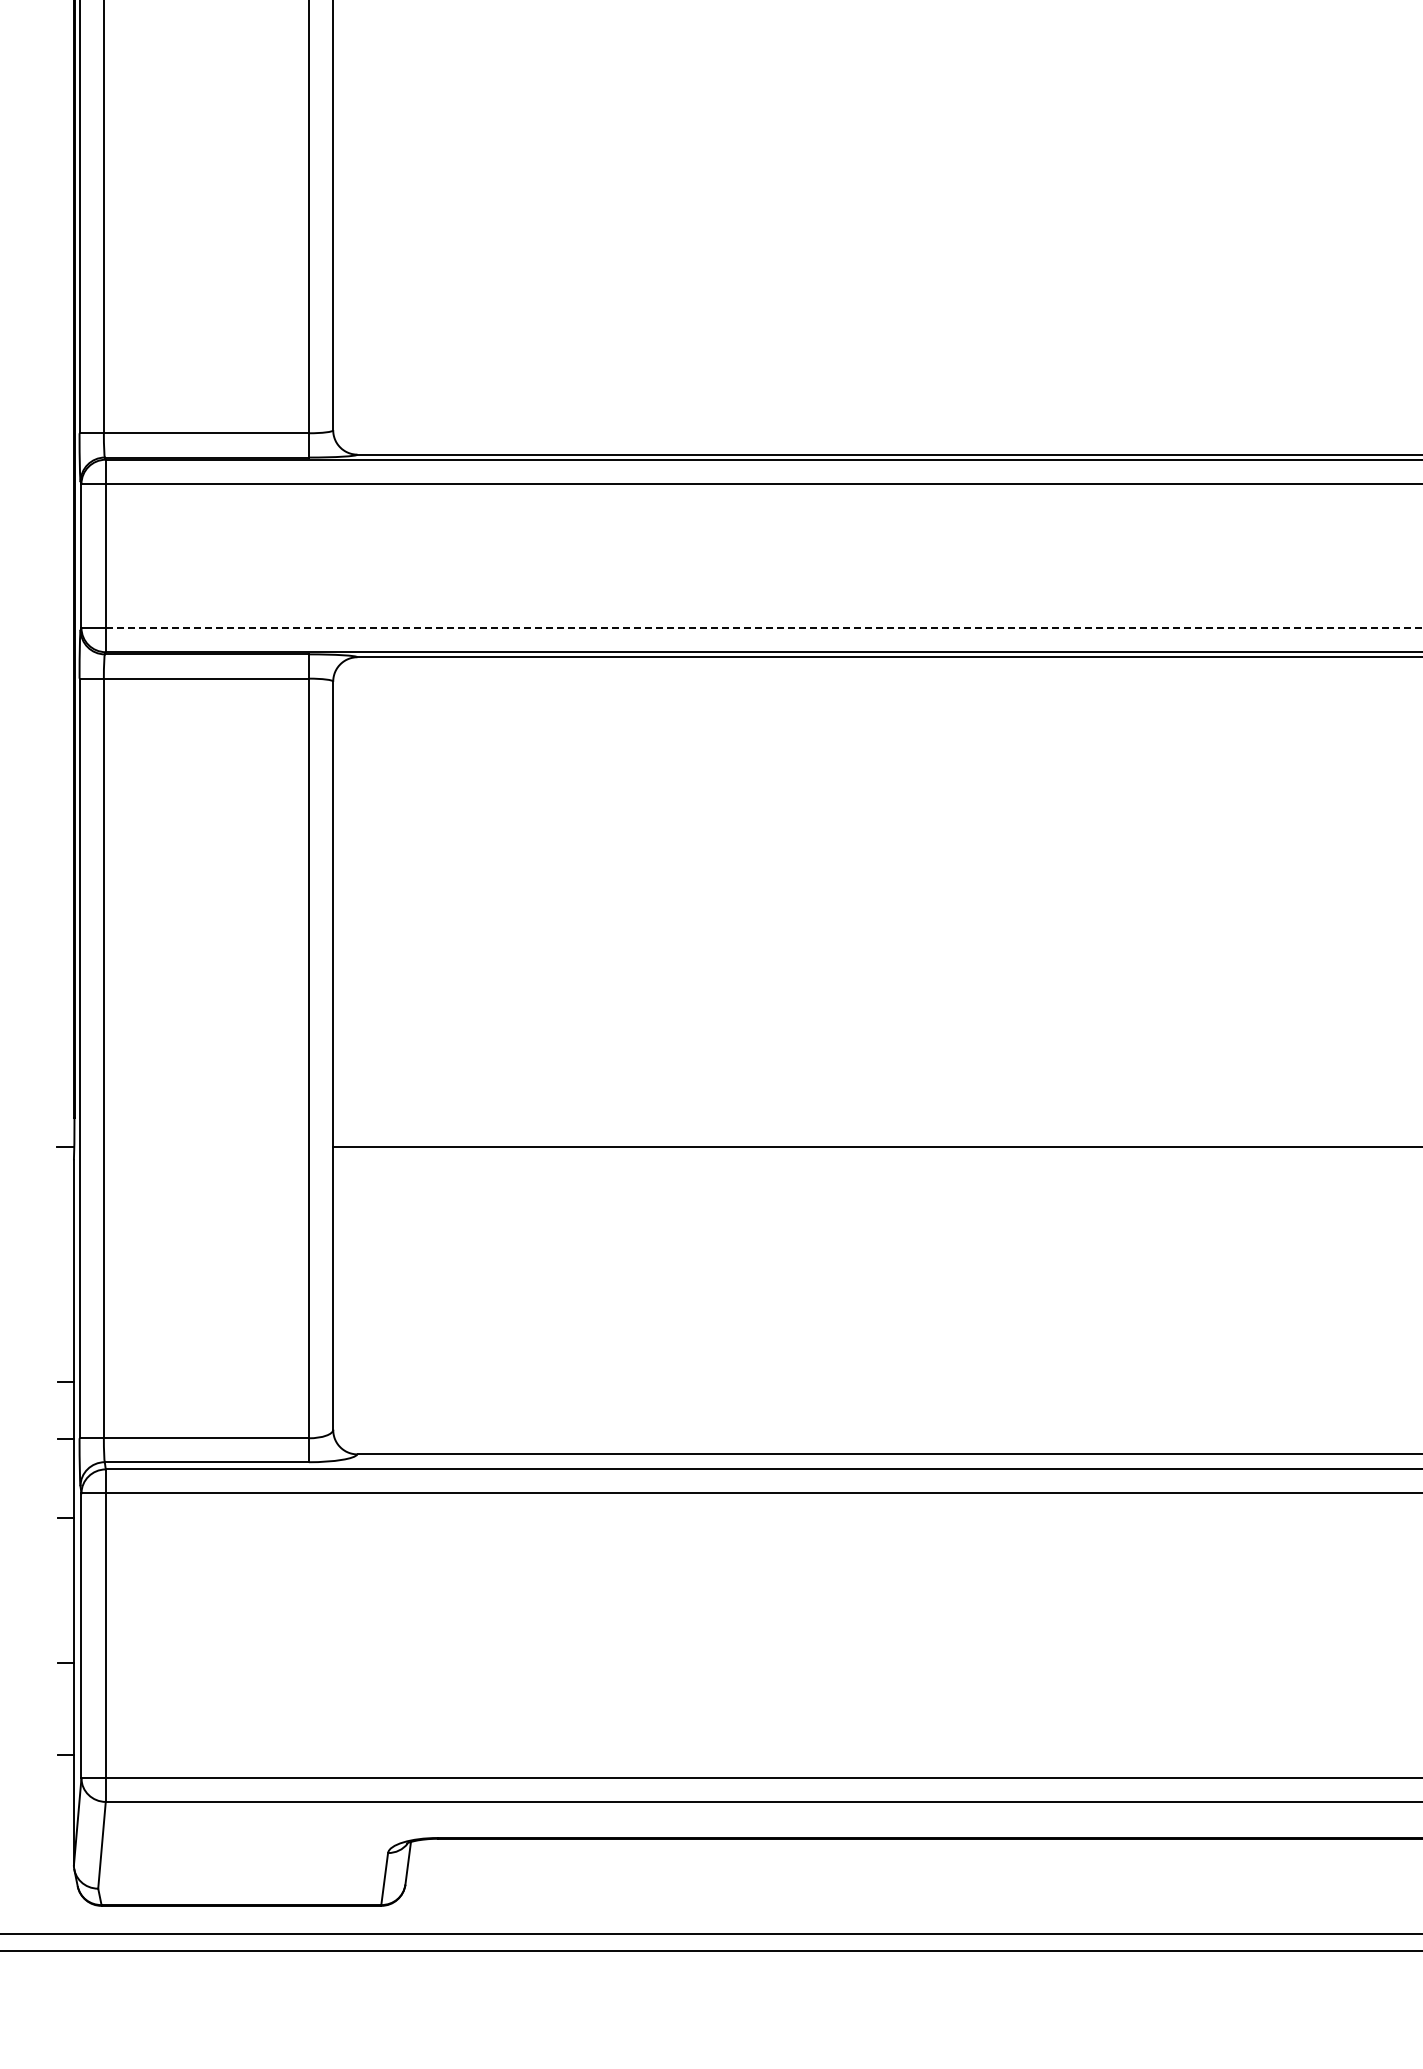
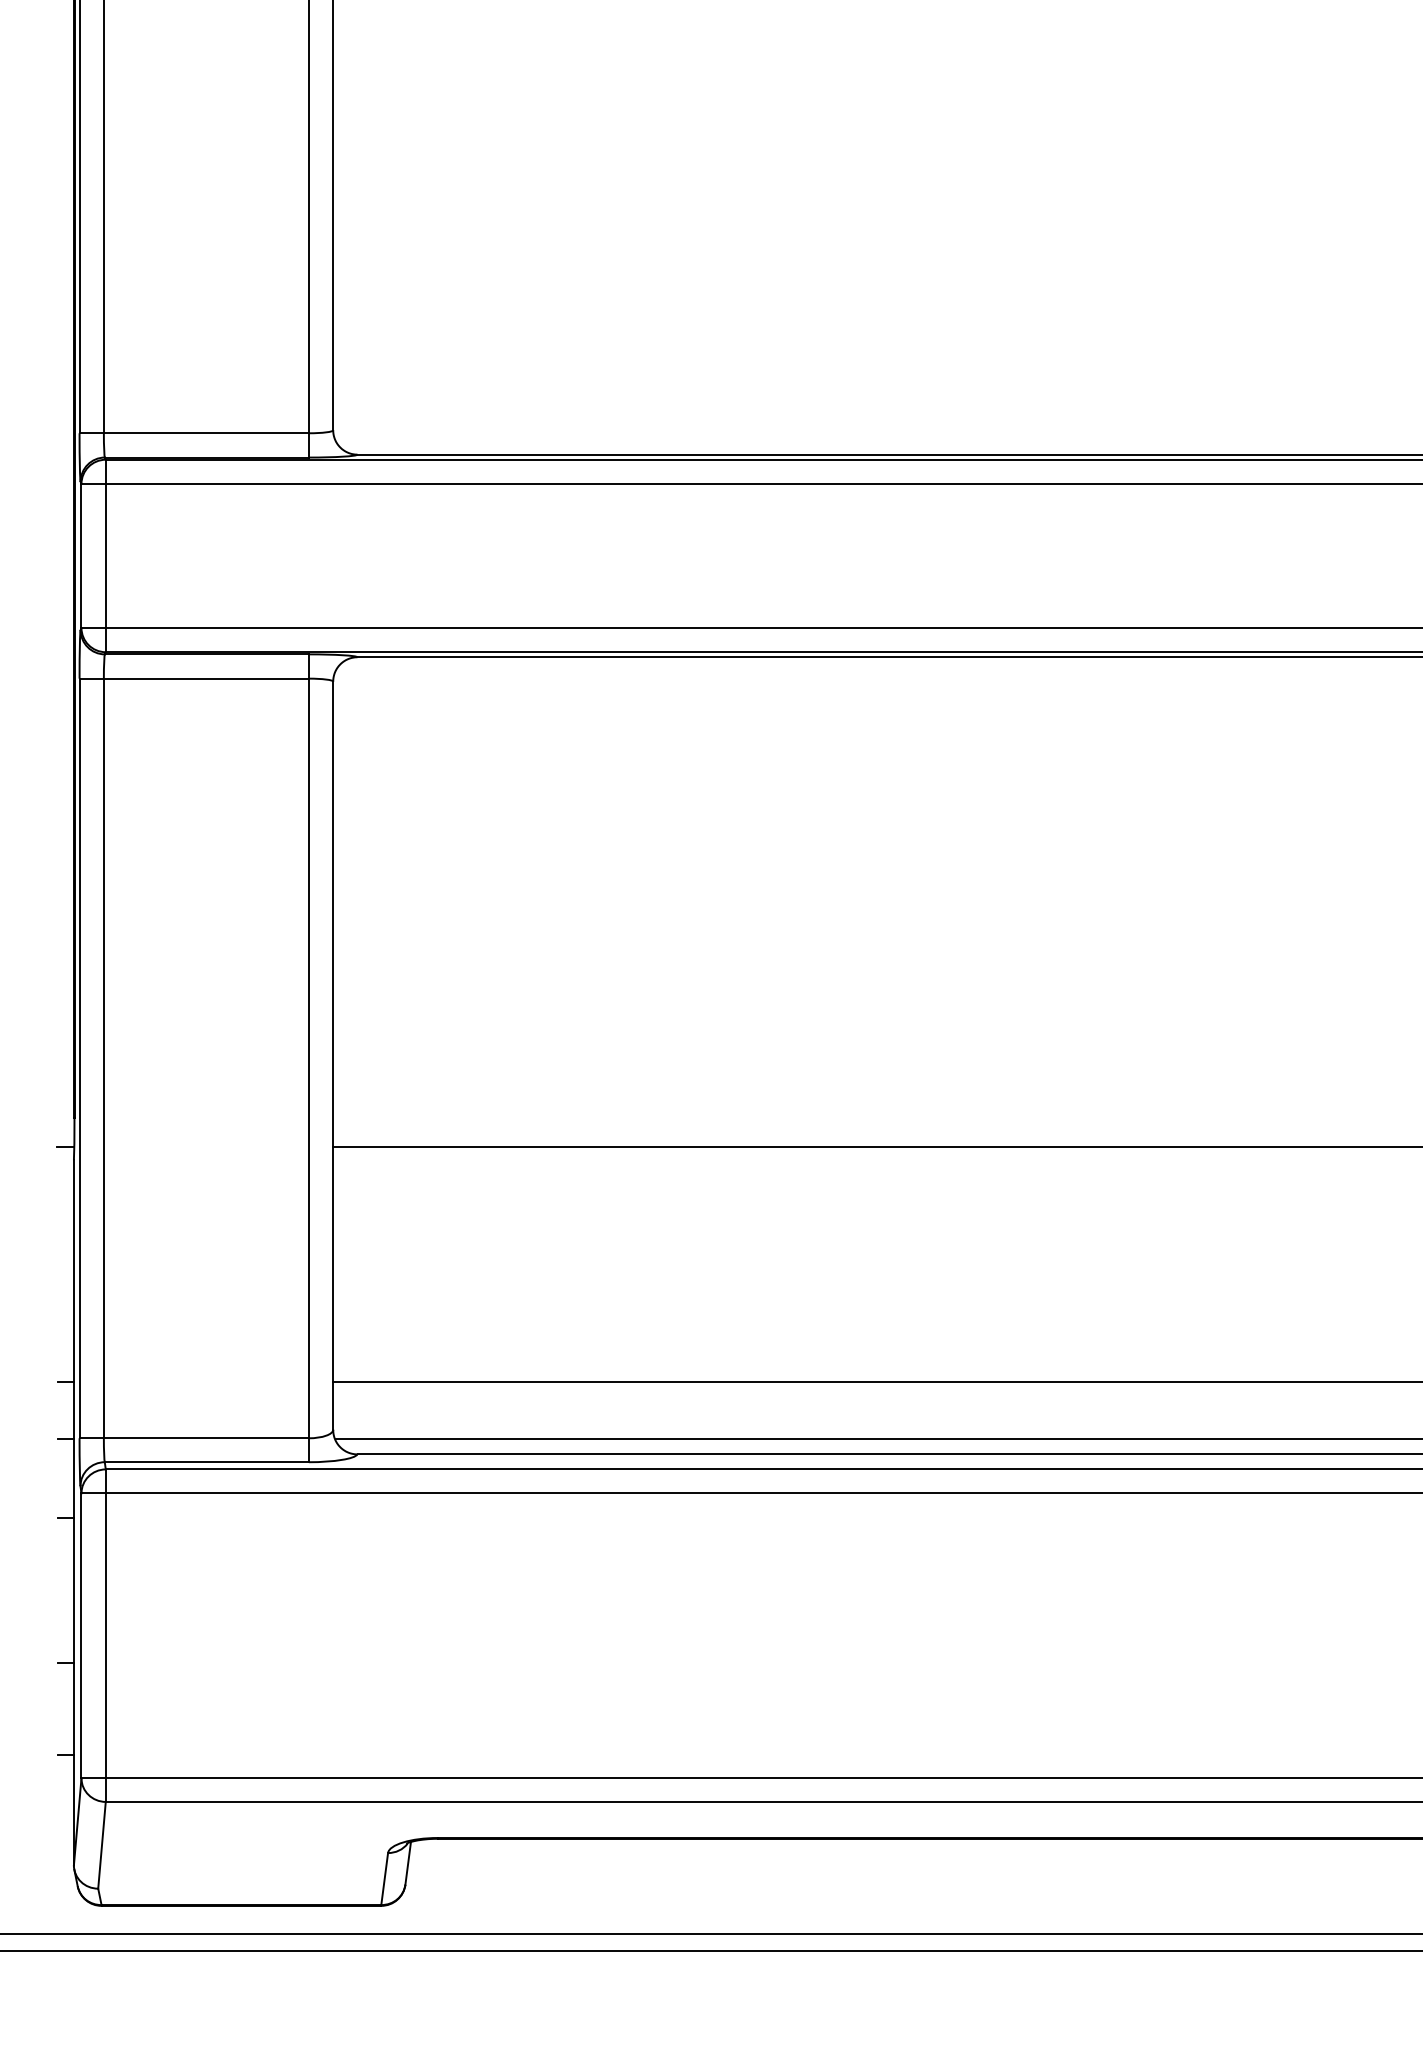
line: dashed -> solid (764, 627)
line: none -> present (876, 1382)
line: none -> present (877, 1439)
